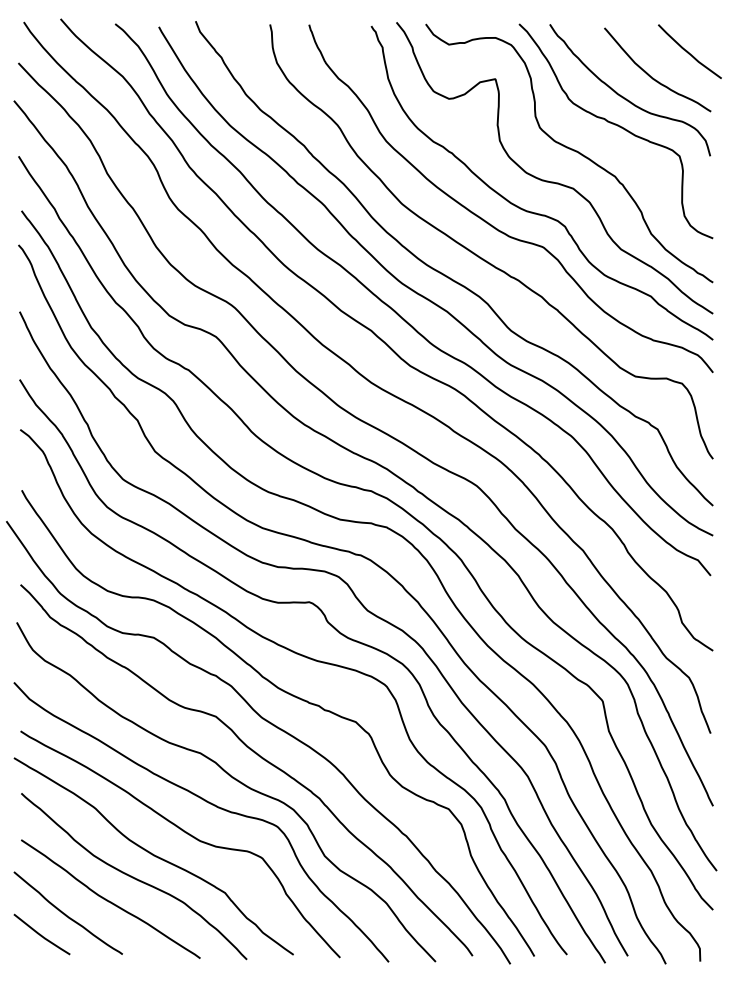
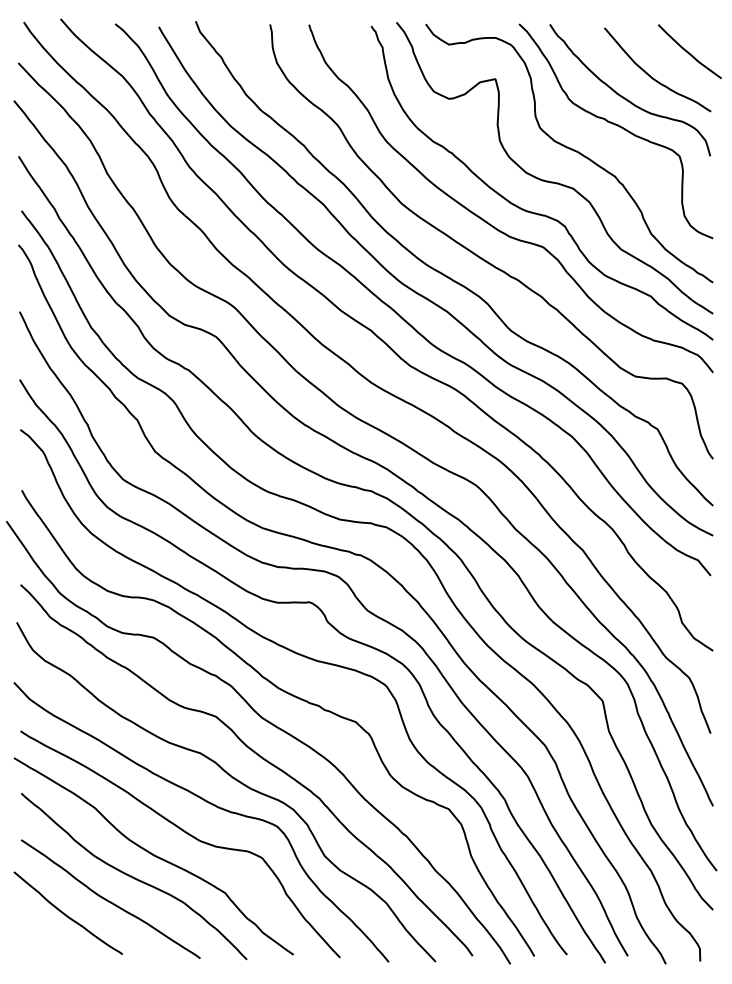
line: present -> none (41, 934)
